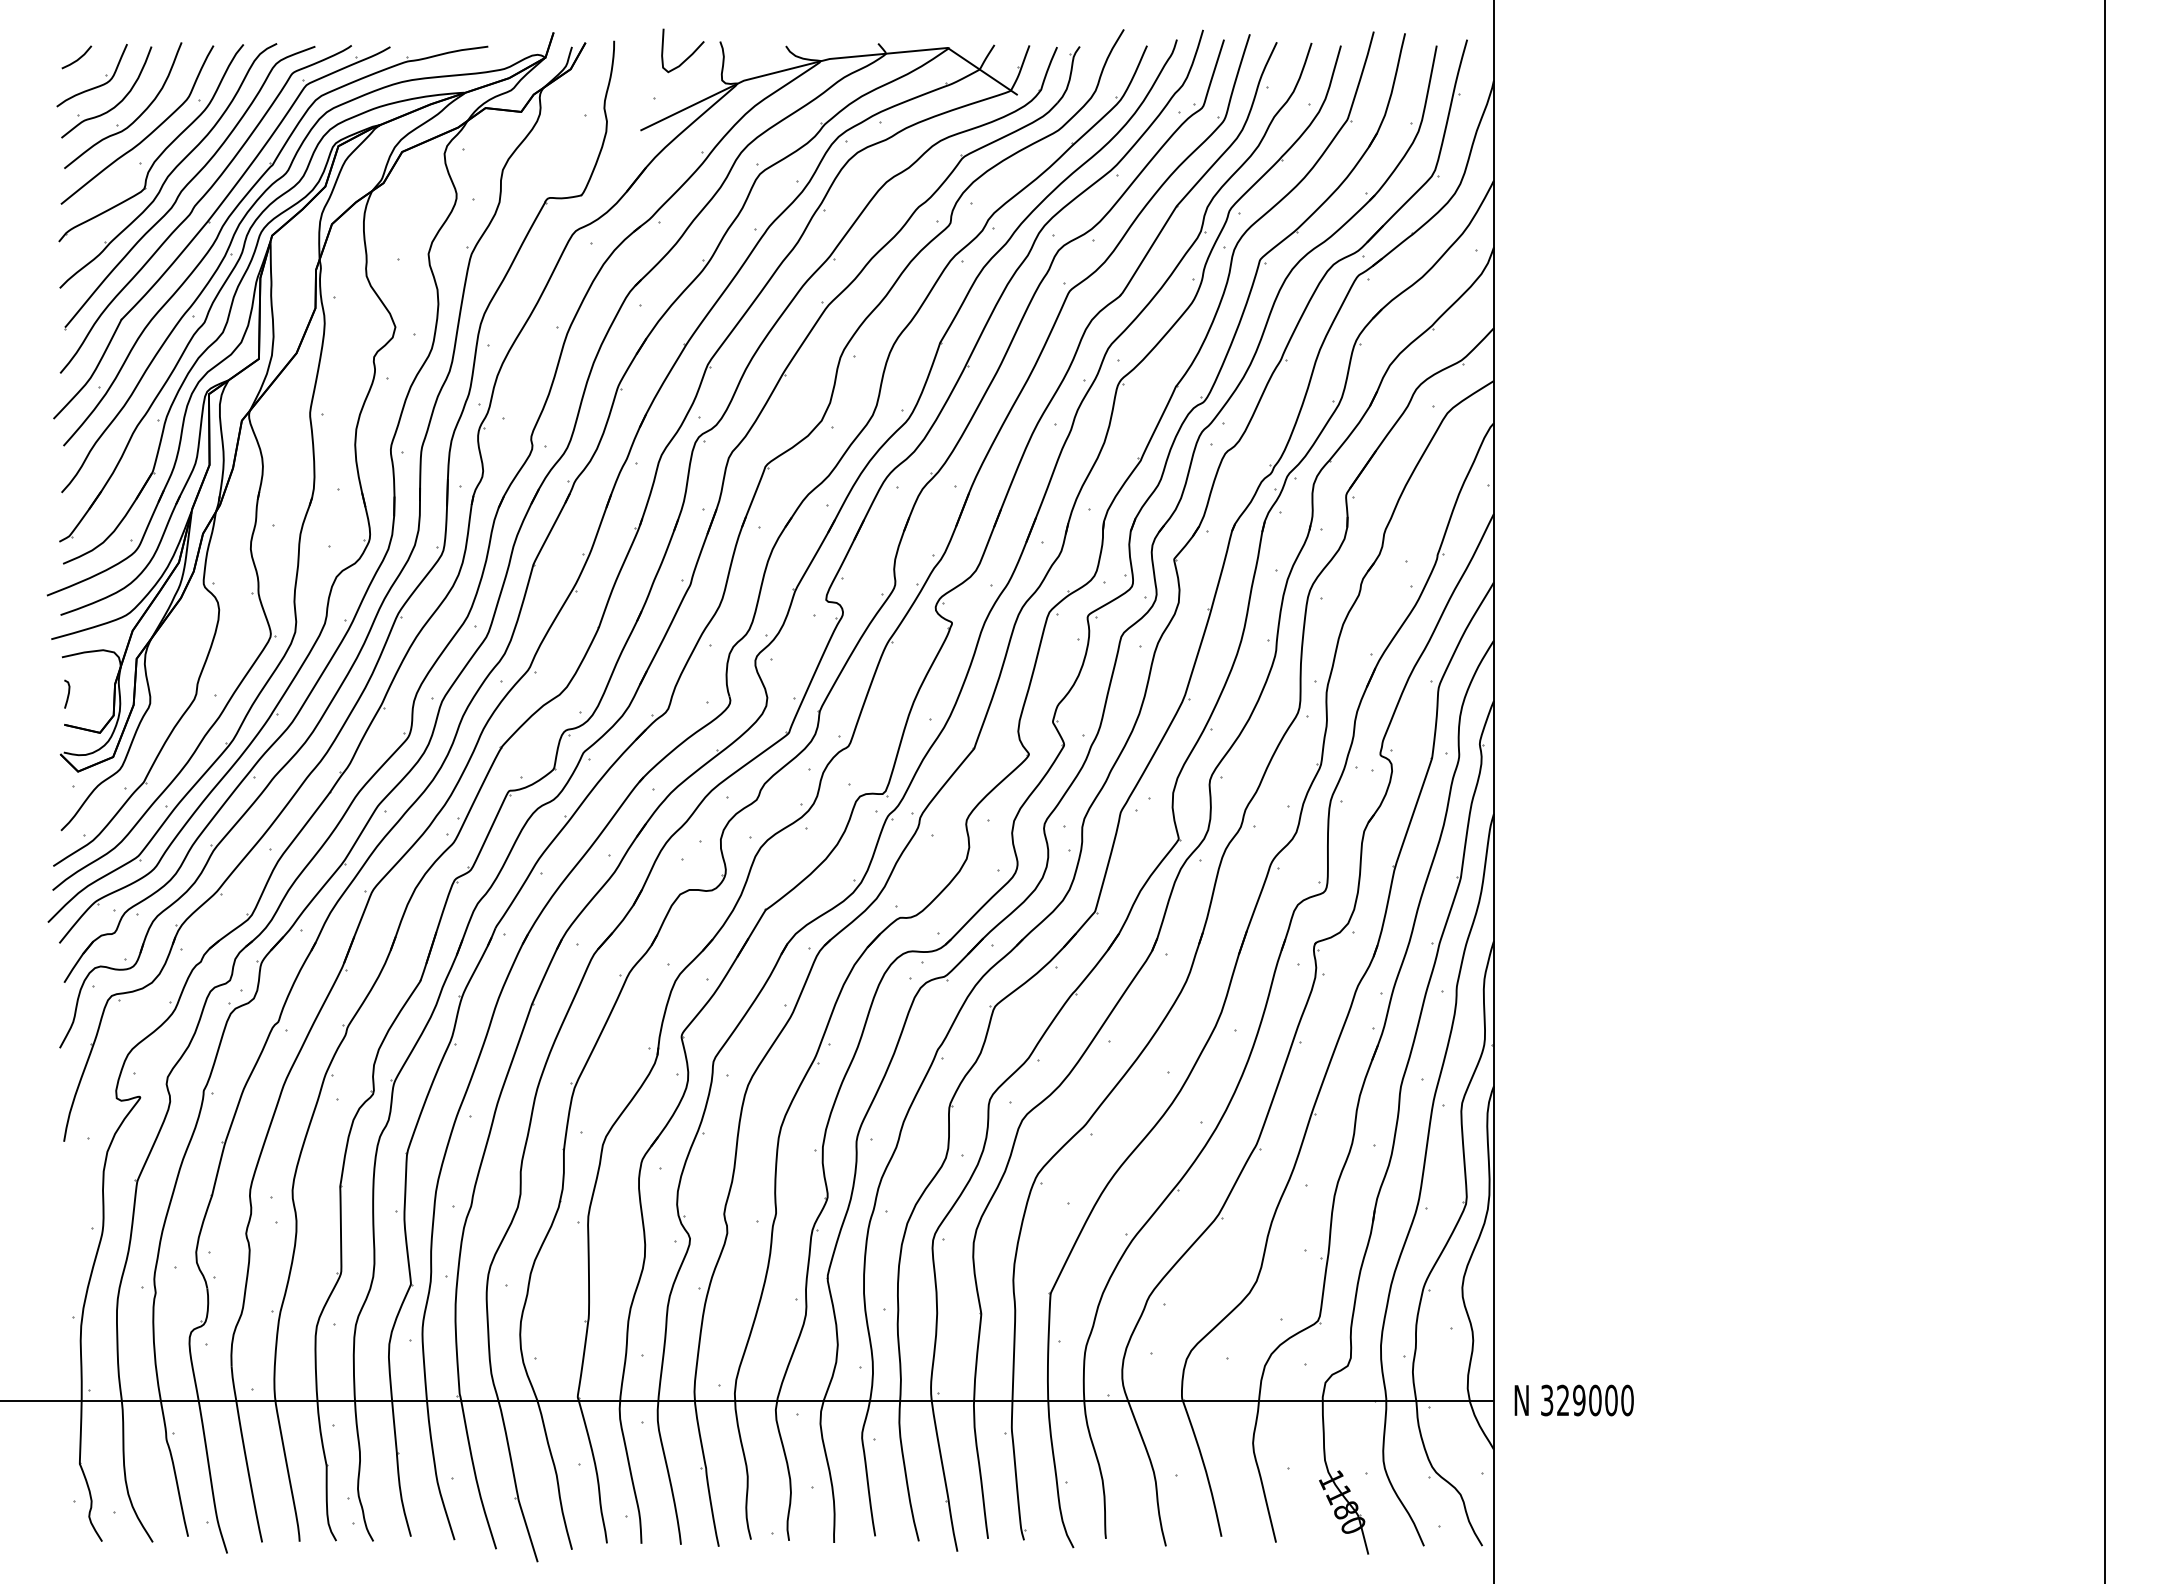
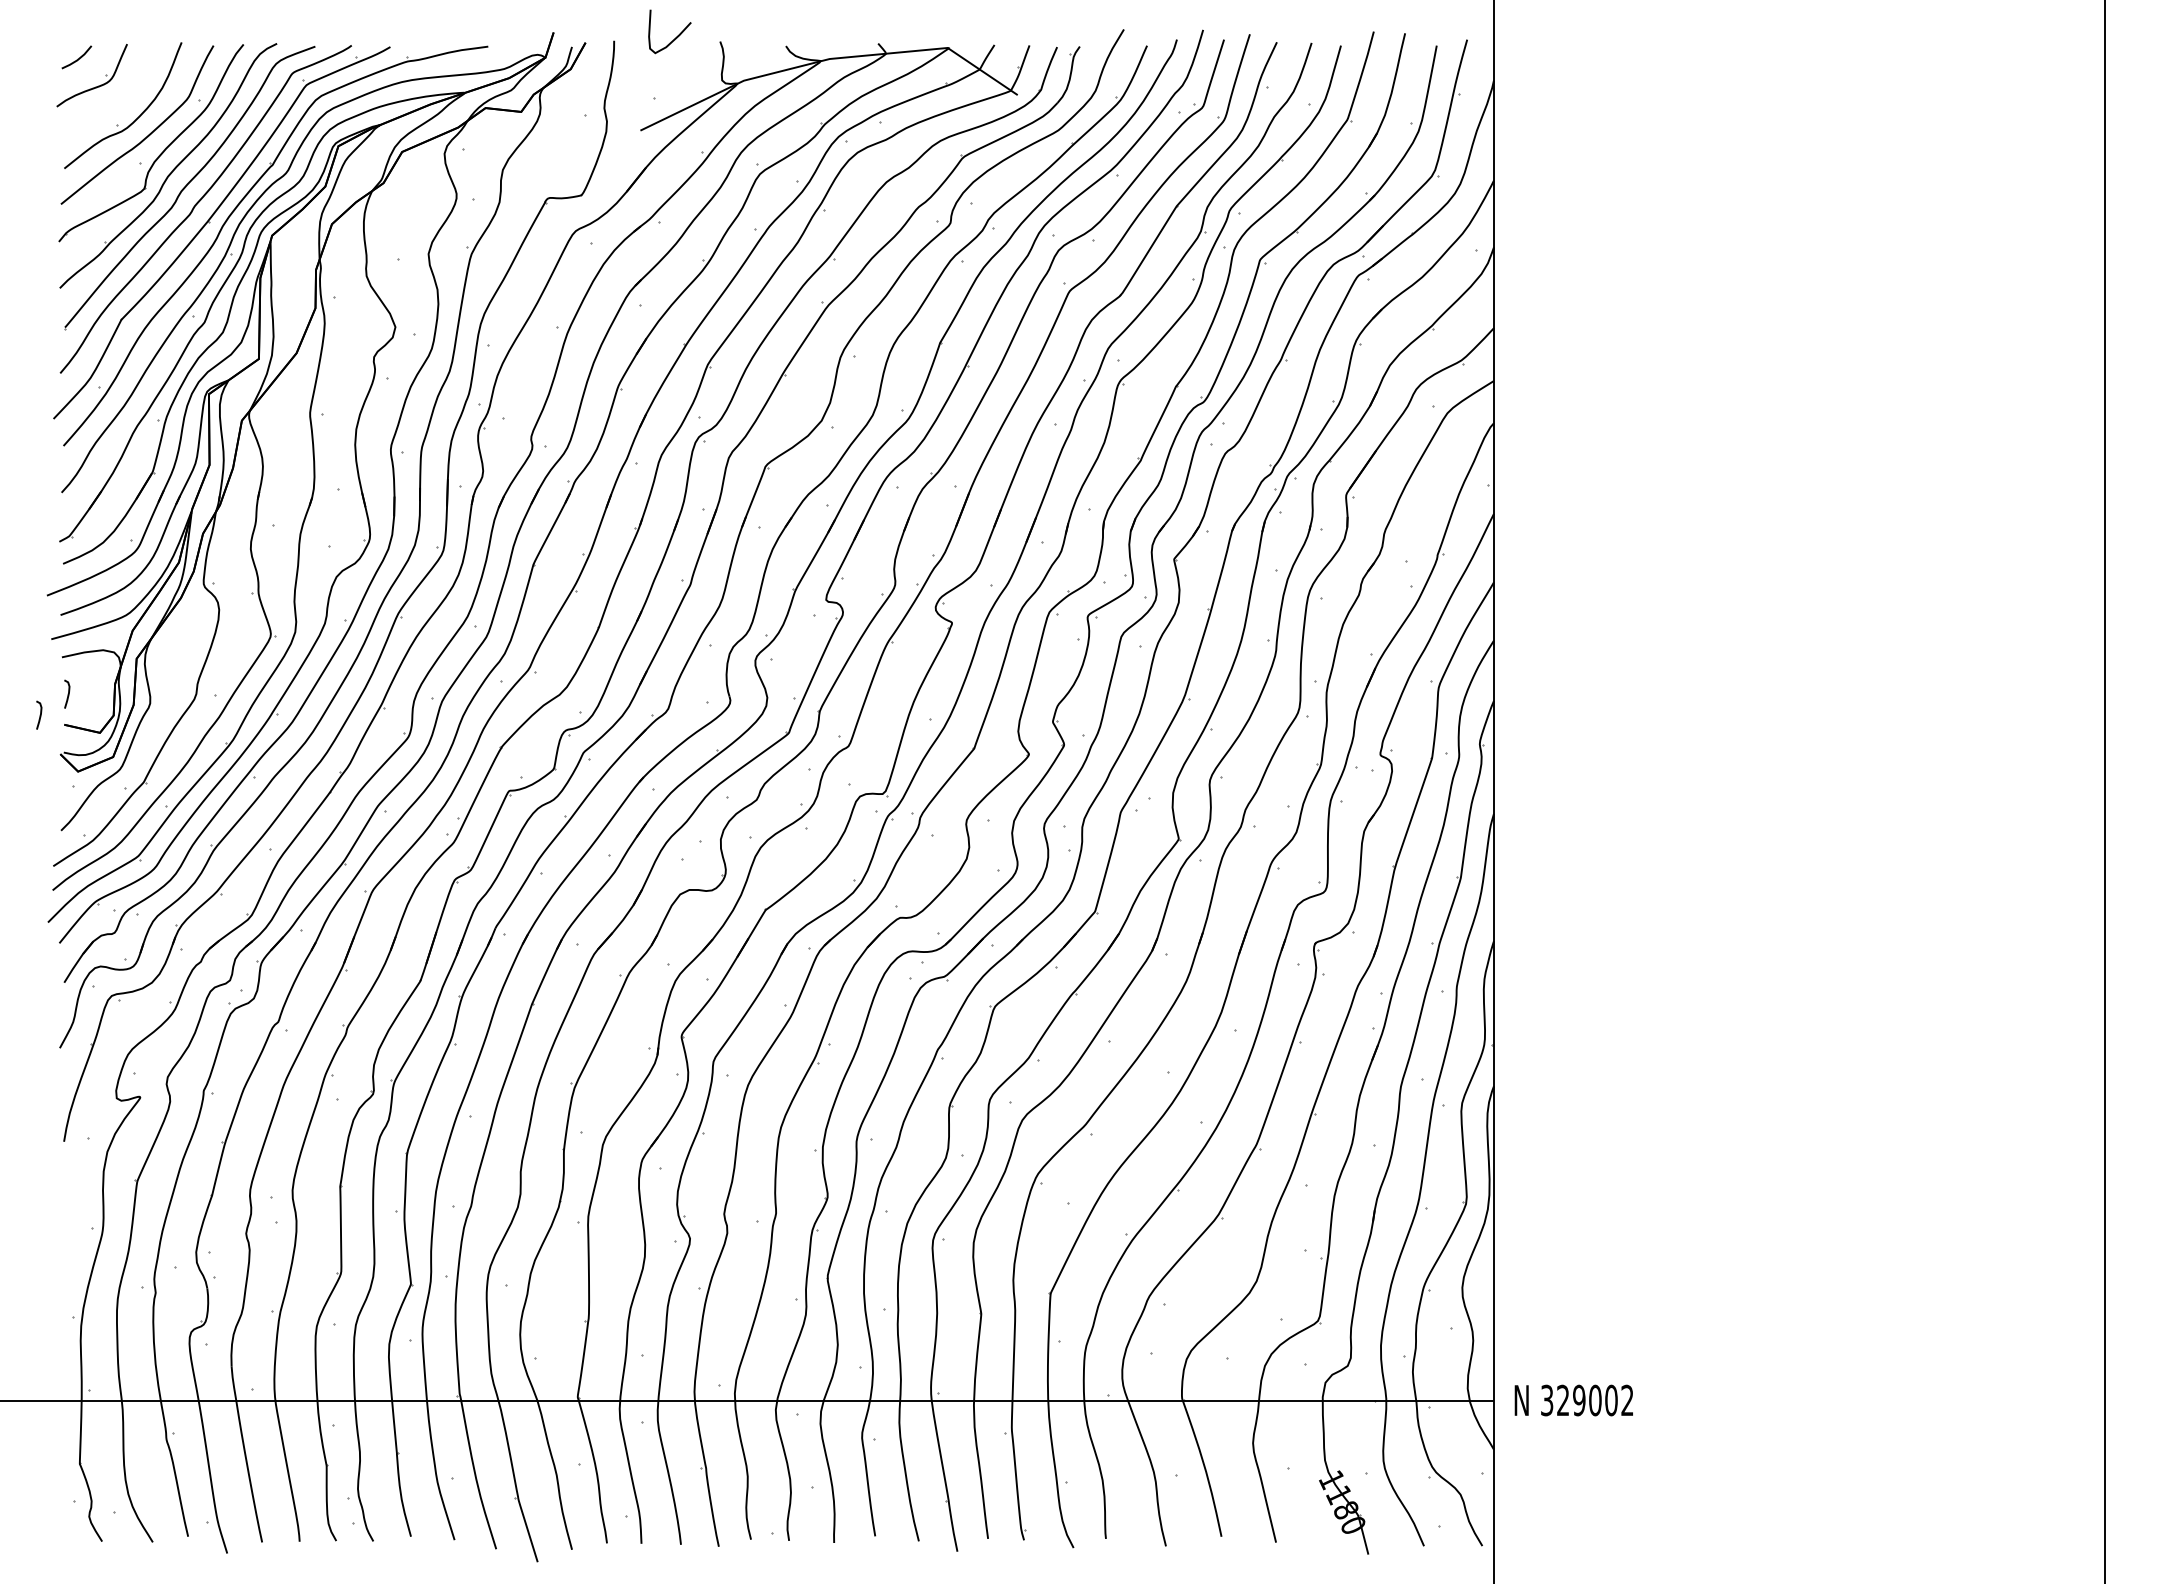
curve position: (688, 56) -> (675, 37) (675, 37)
part: present -> none (117, 103)
curve: none -> present (40, 714)
text: 329000 -> 329002 (1627, 1400)
